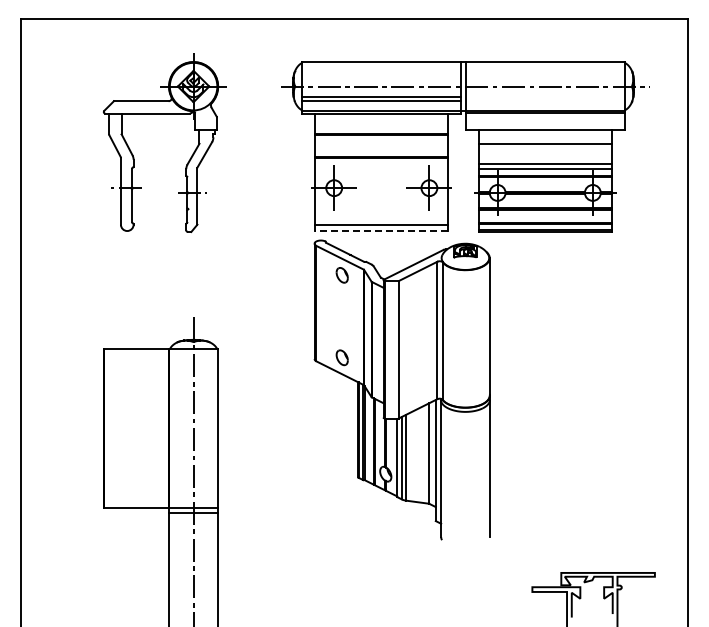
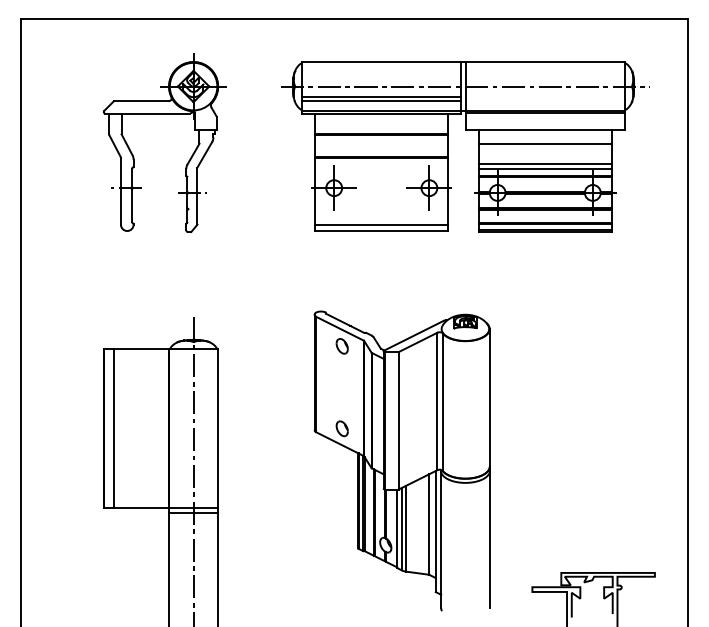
line: dashed -> solid (381, 231)
part position: (401, 389) -> (401, 460) (401, 460)
line: none -> present (113, 428)
